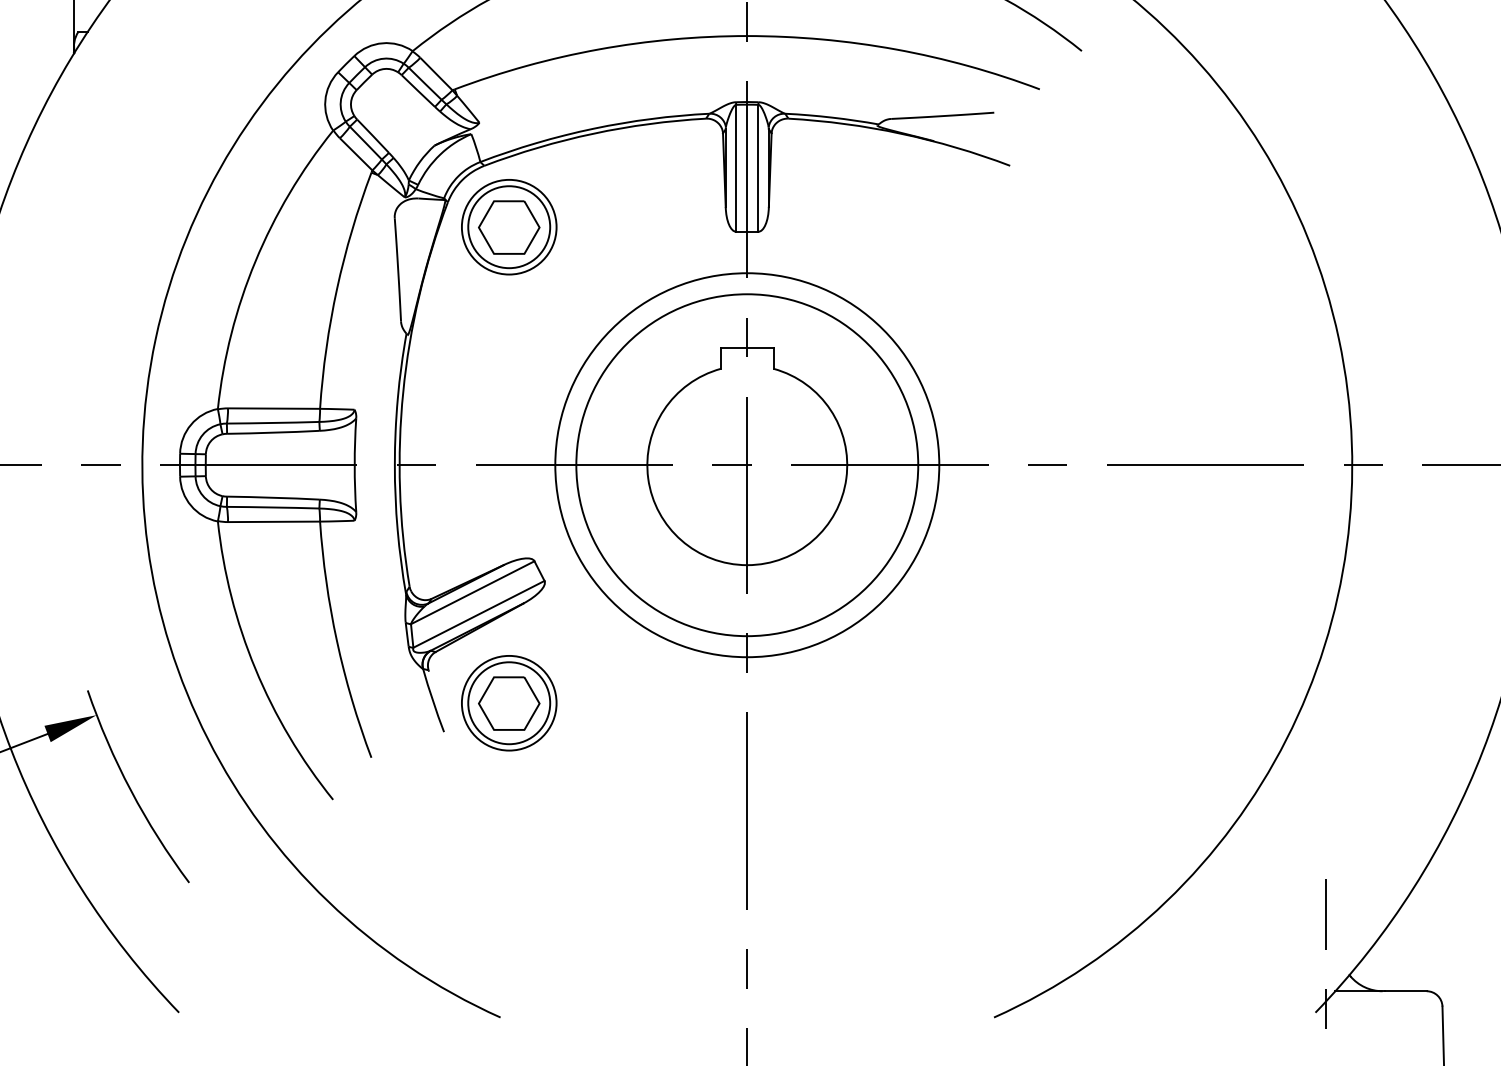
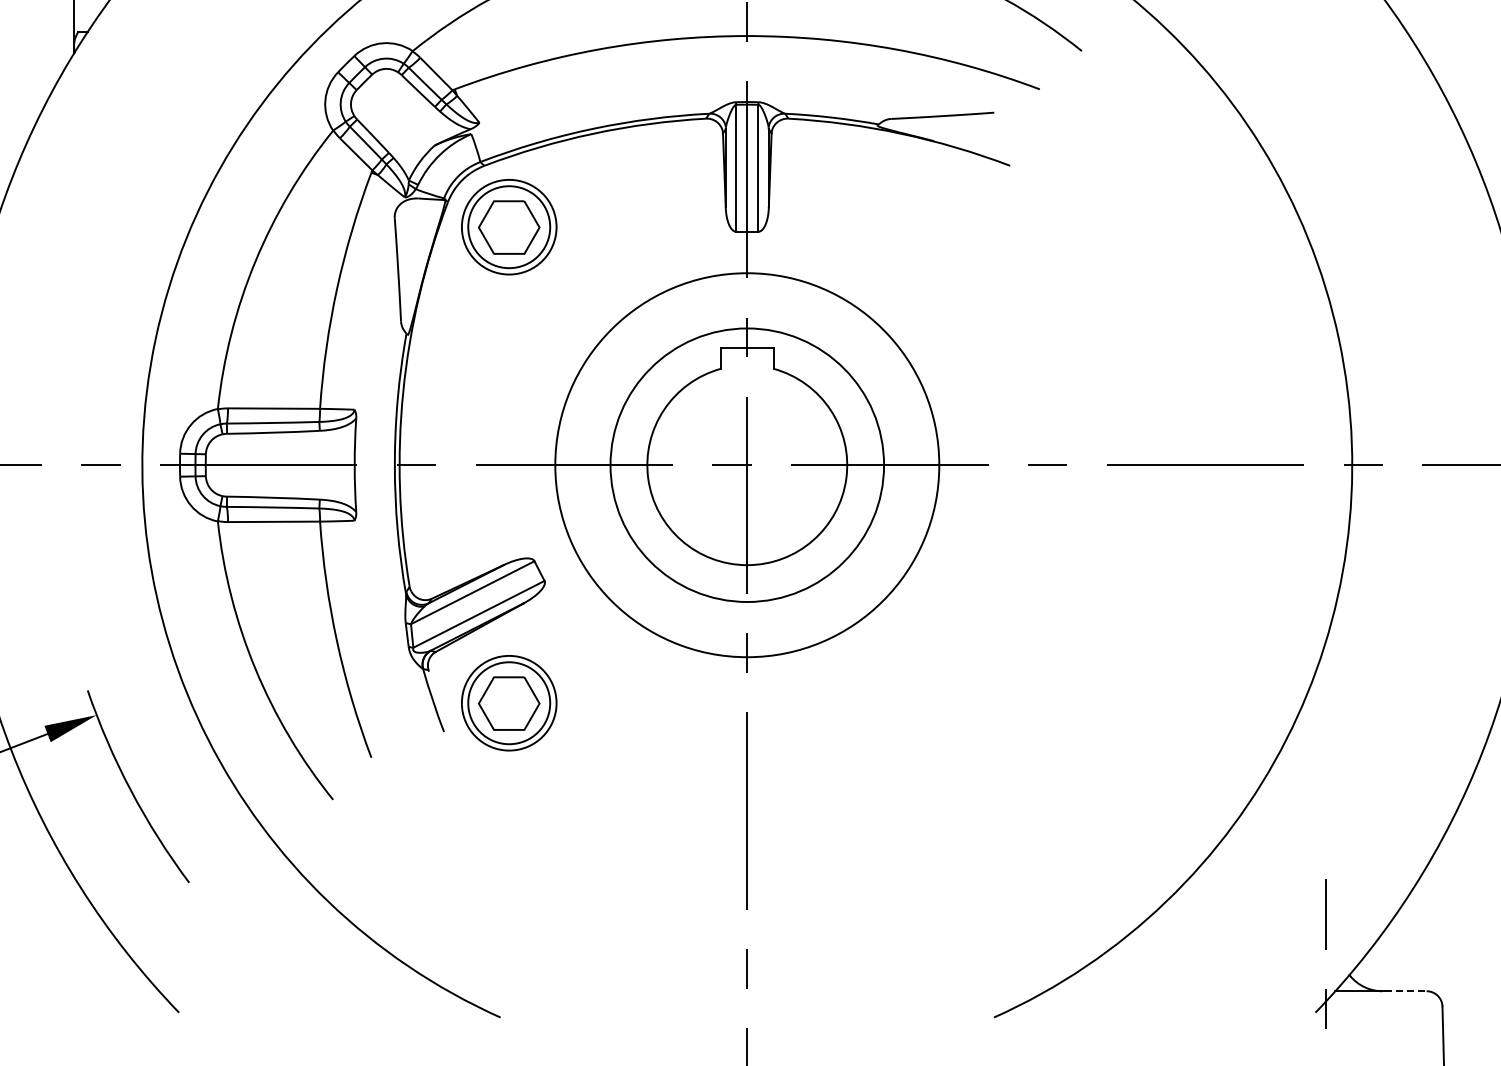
circle diameter: 342 px -> 274 px (747, 464)
line: solid -> dashed (1406, 991)
